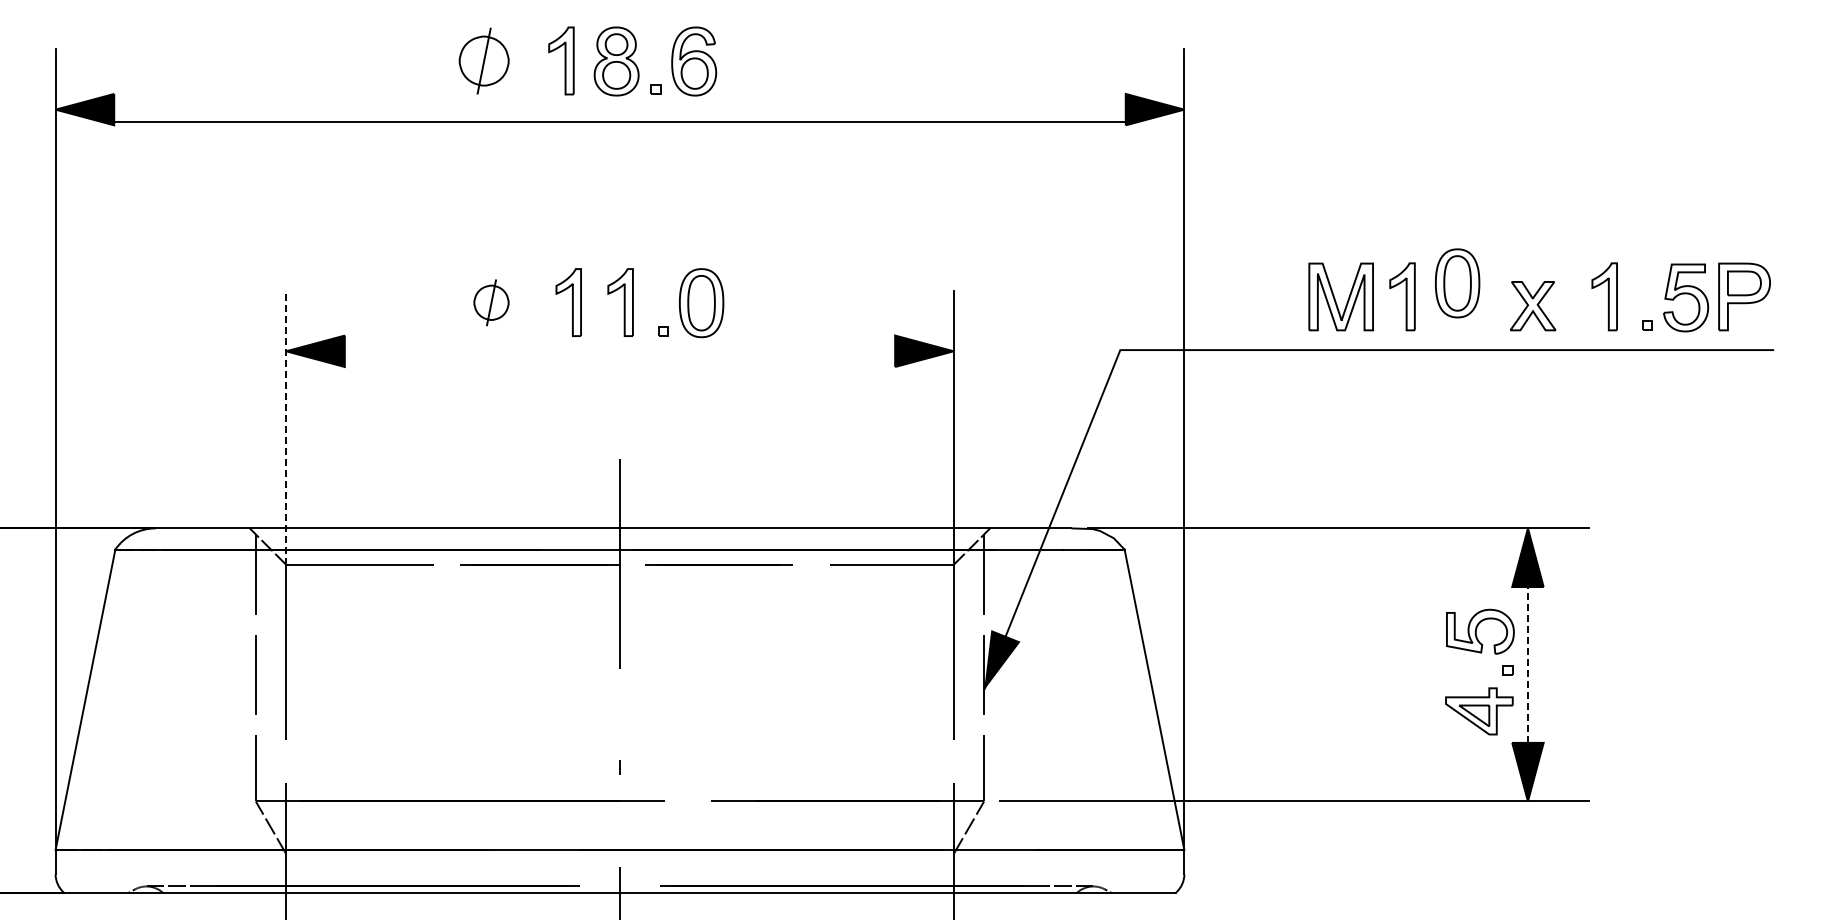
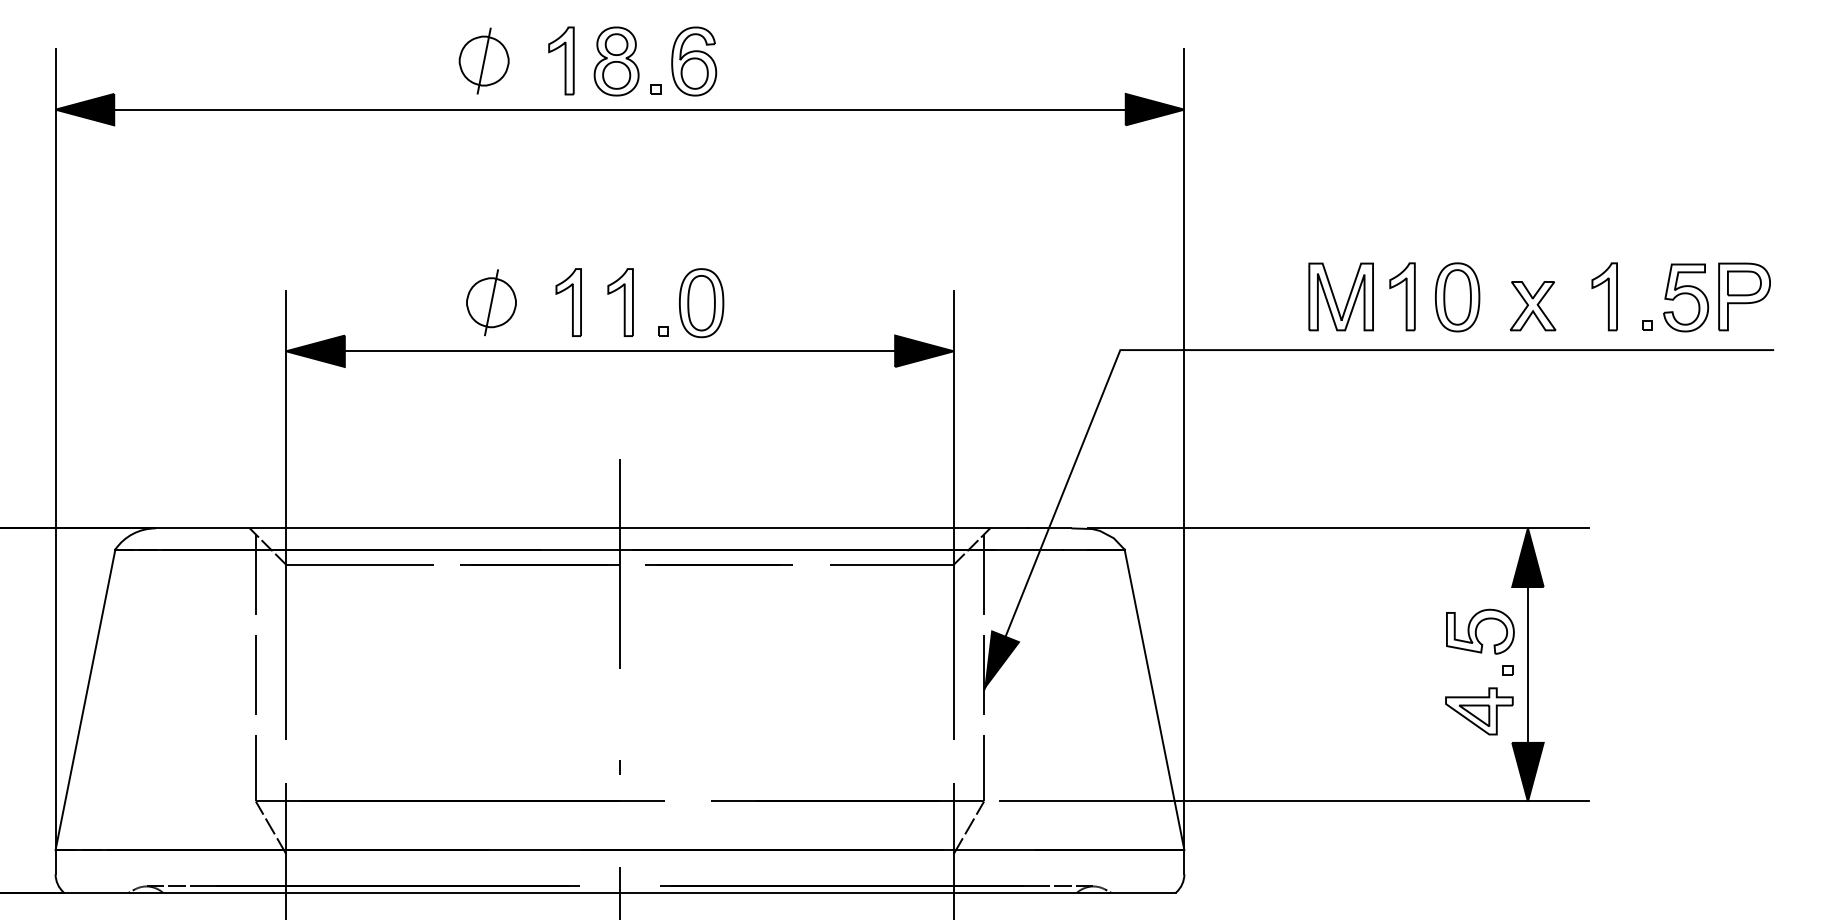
line position: (619, 121) -> (619, 109) (619, 109)
part position: (1457, 283) -> (1457, 297) (1457, 297)
part size: 37x48 px -> 51x68 px (491, 302)
line: none -> present (619, 351)
line: dashed -> solid (286, 427)
line: dashed -> solid (1527, 664)
